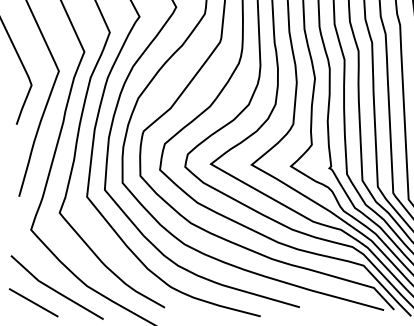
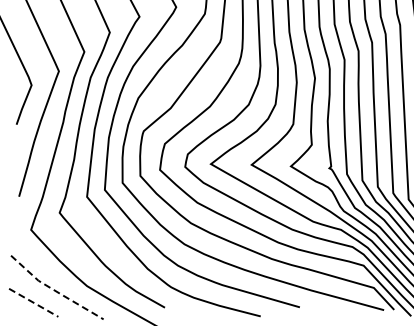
line: solid -> dashed (55, 290)
line: solid -> dashed (34, 303)
